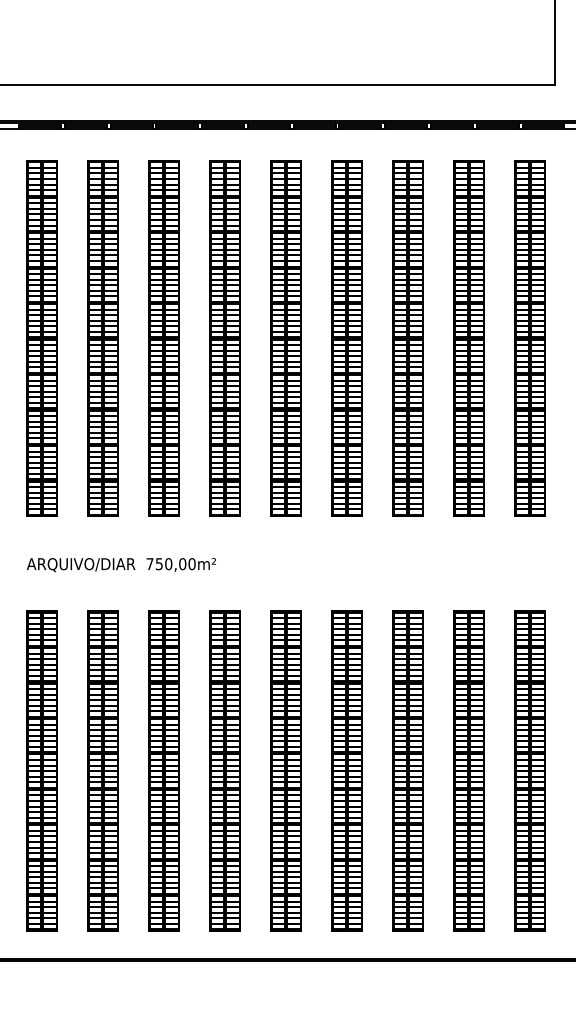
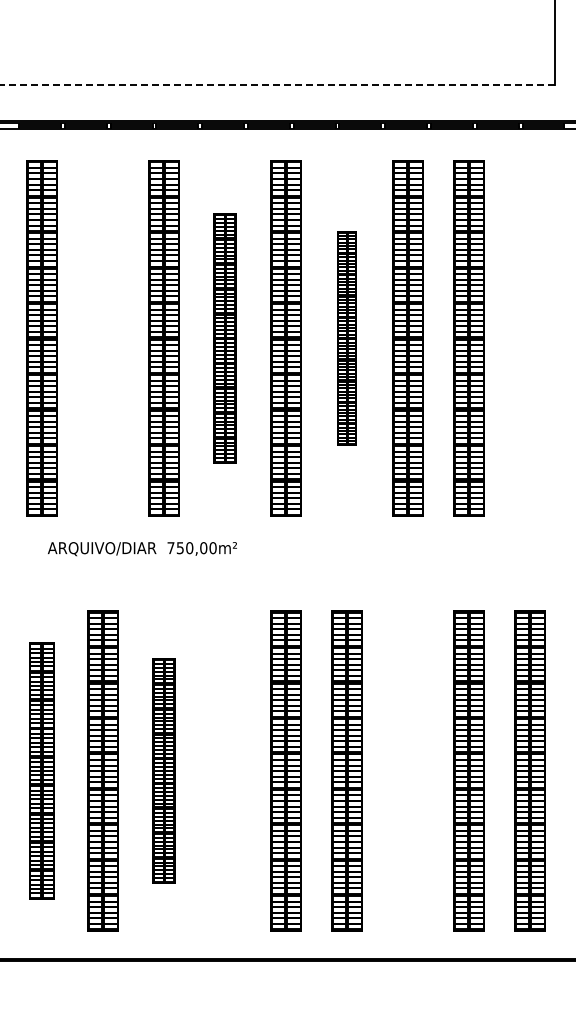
line: solid -> dashed (277, 85)
part: present -> none (102, 338)
part size: 32x357 px -> 24x251 px (224, 338)
part size: 32x357 px -> 20x215 px (346, 338)
part: present -> none (529, 338)
text position: (121, 565) -> (142, 549) (142, 549)
part size: 32x322 px -> 26x258 px (41, 770)
part size: 32x322 px -> 24x226 px (163, 770)
part: present -> none (224, 770)
part: present -> none (407, 770)
